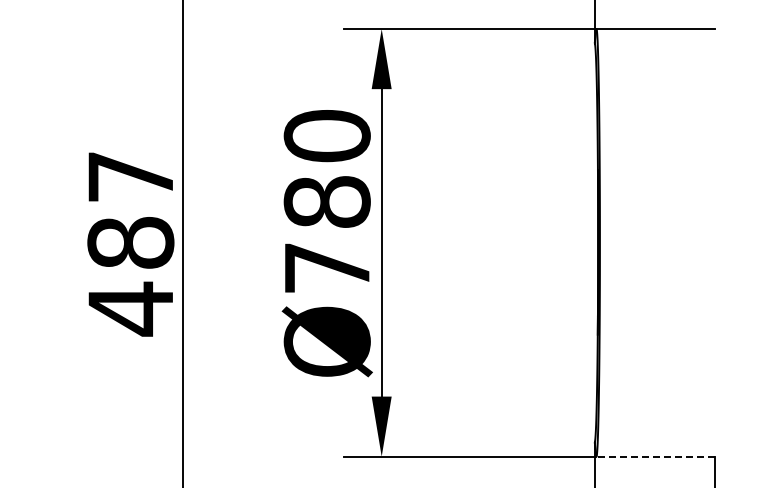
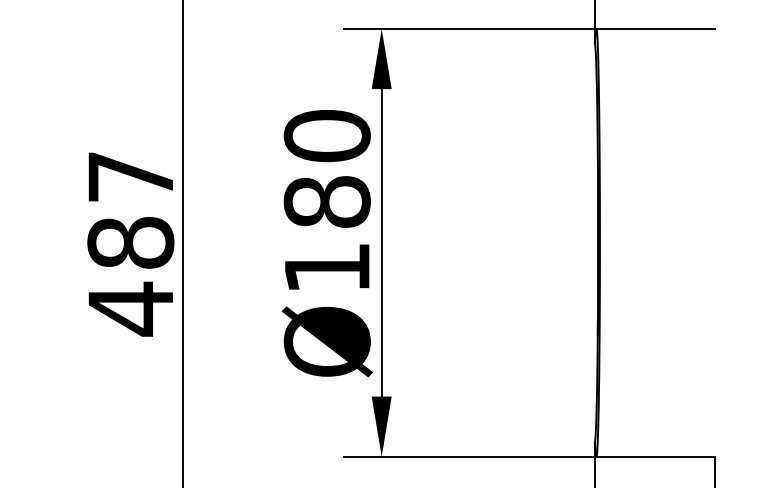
text: Ø780 -> Ø180 (327, 267)
line: dashed -> solid (655, 456)
